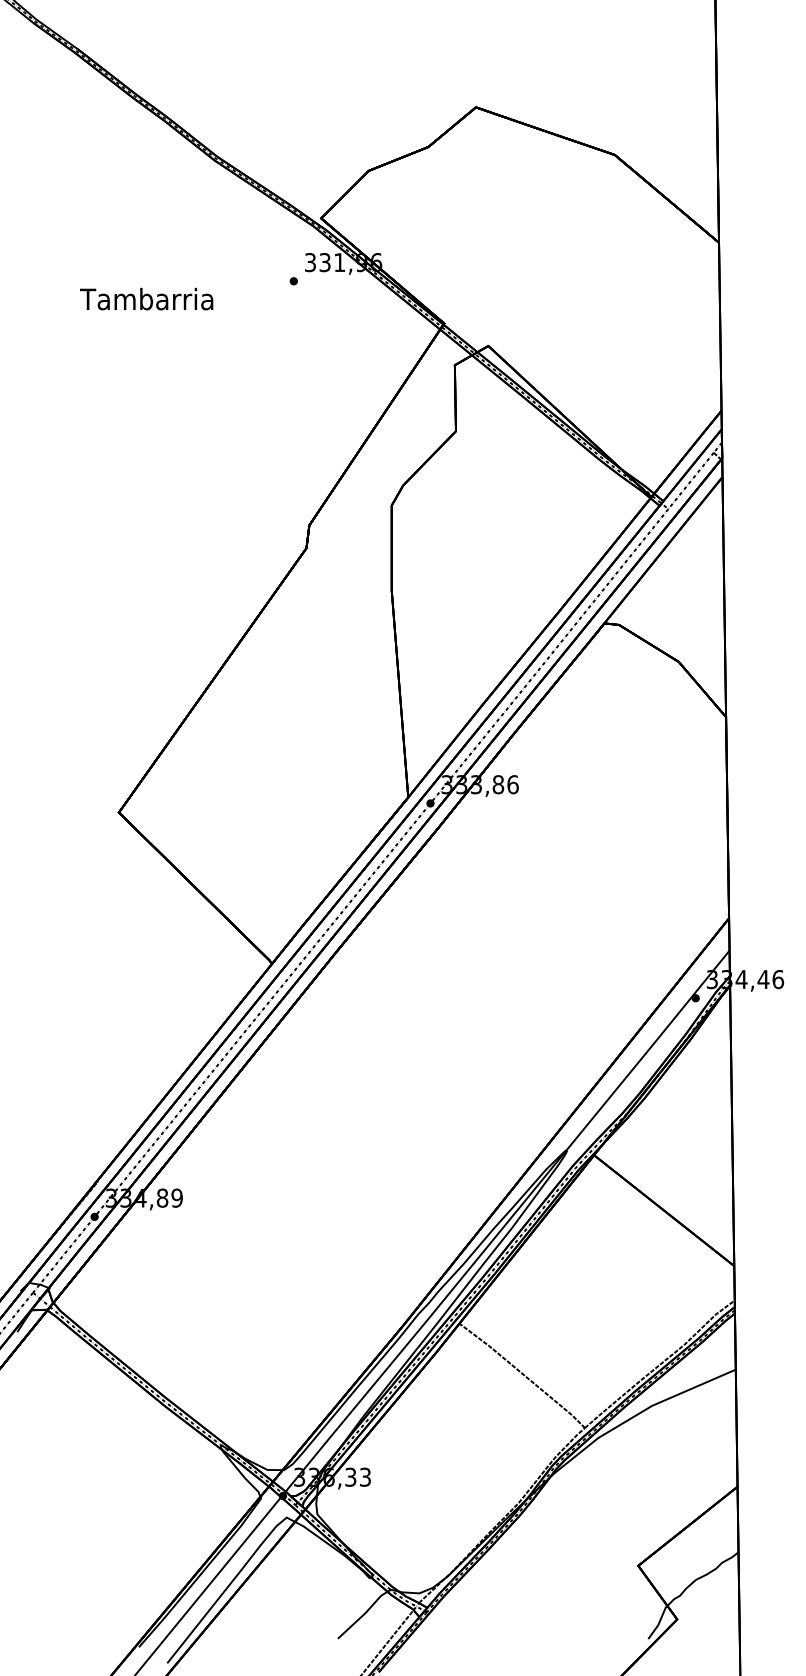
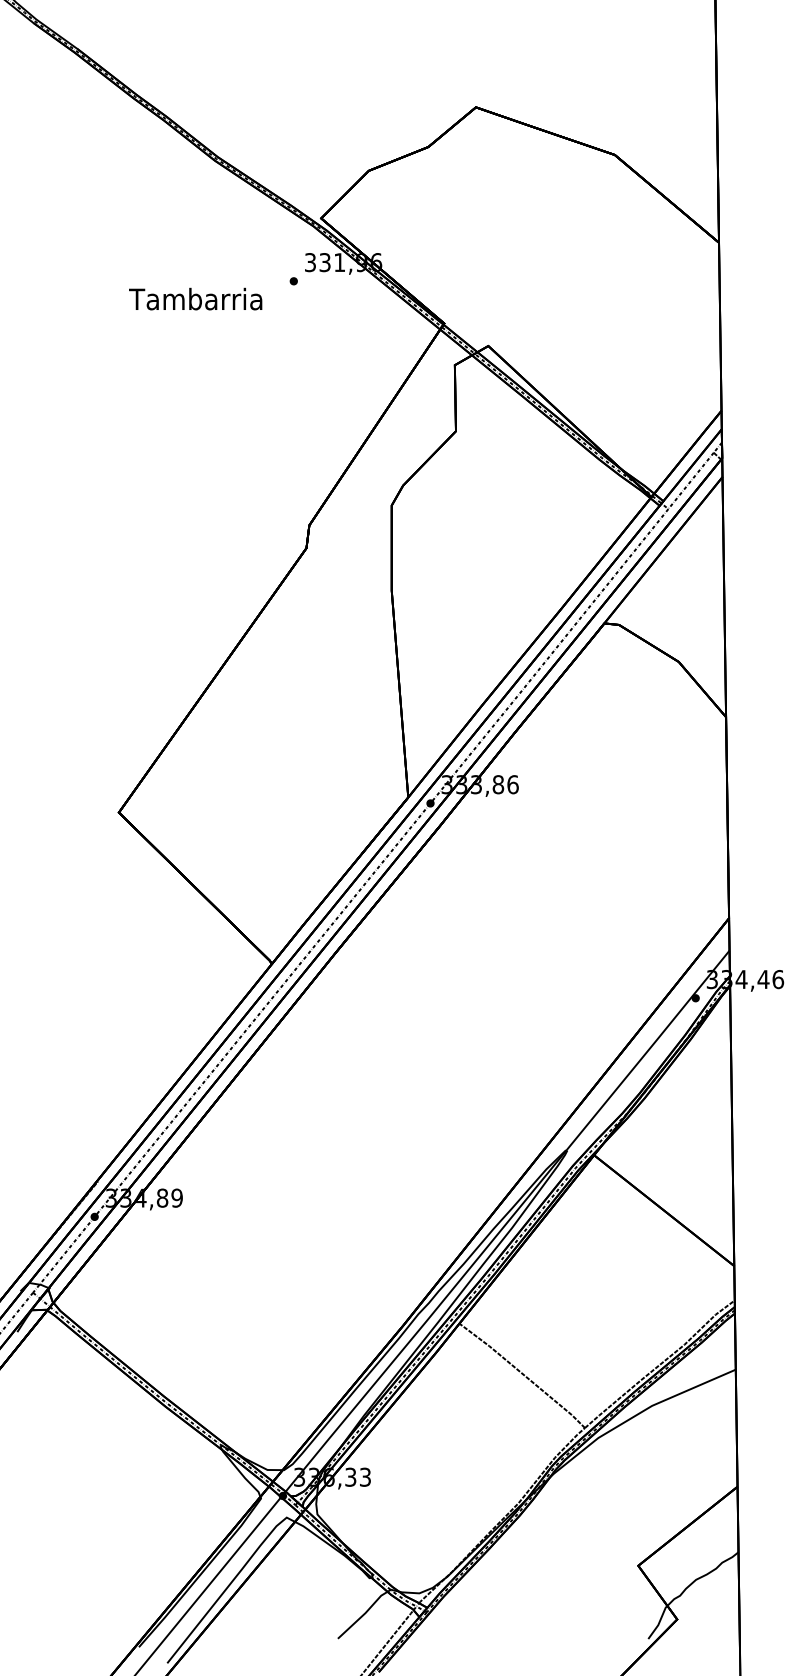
text position: (146, 298) -> (195, 298) (195, 298)
